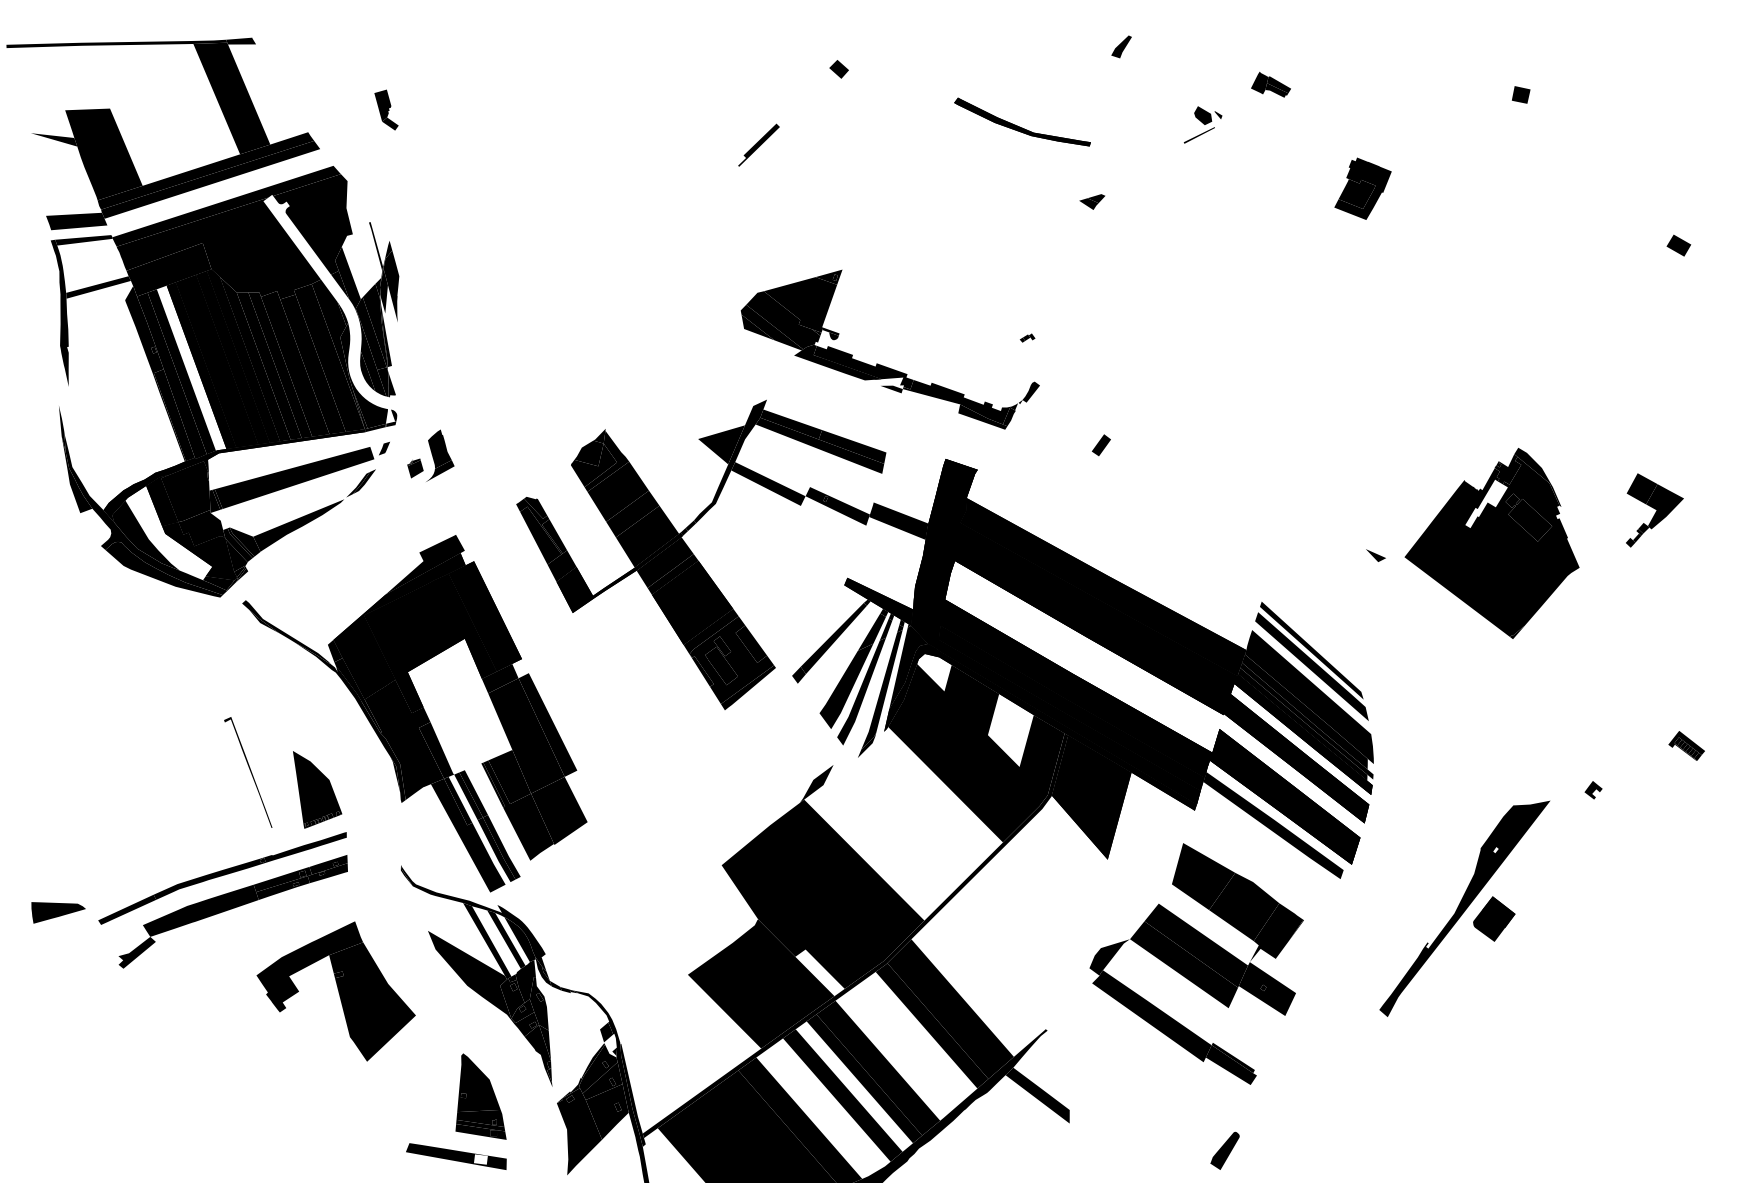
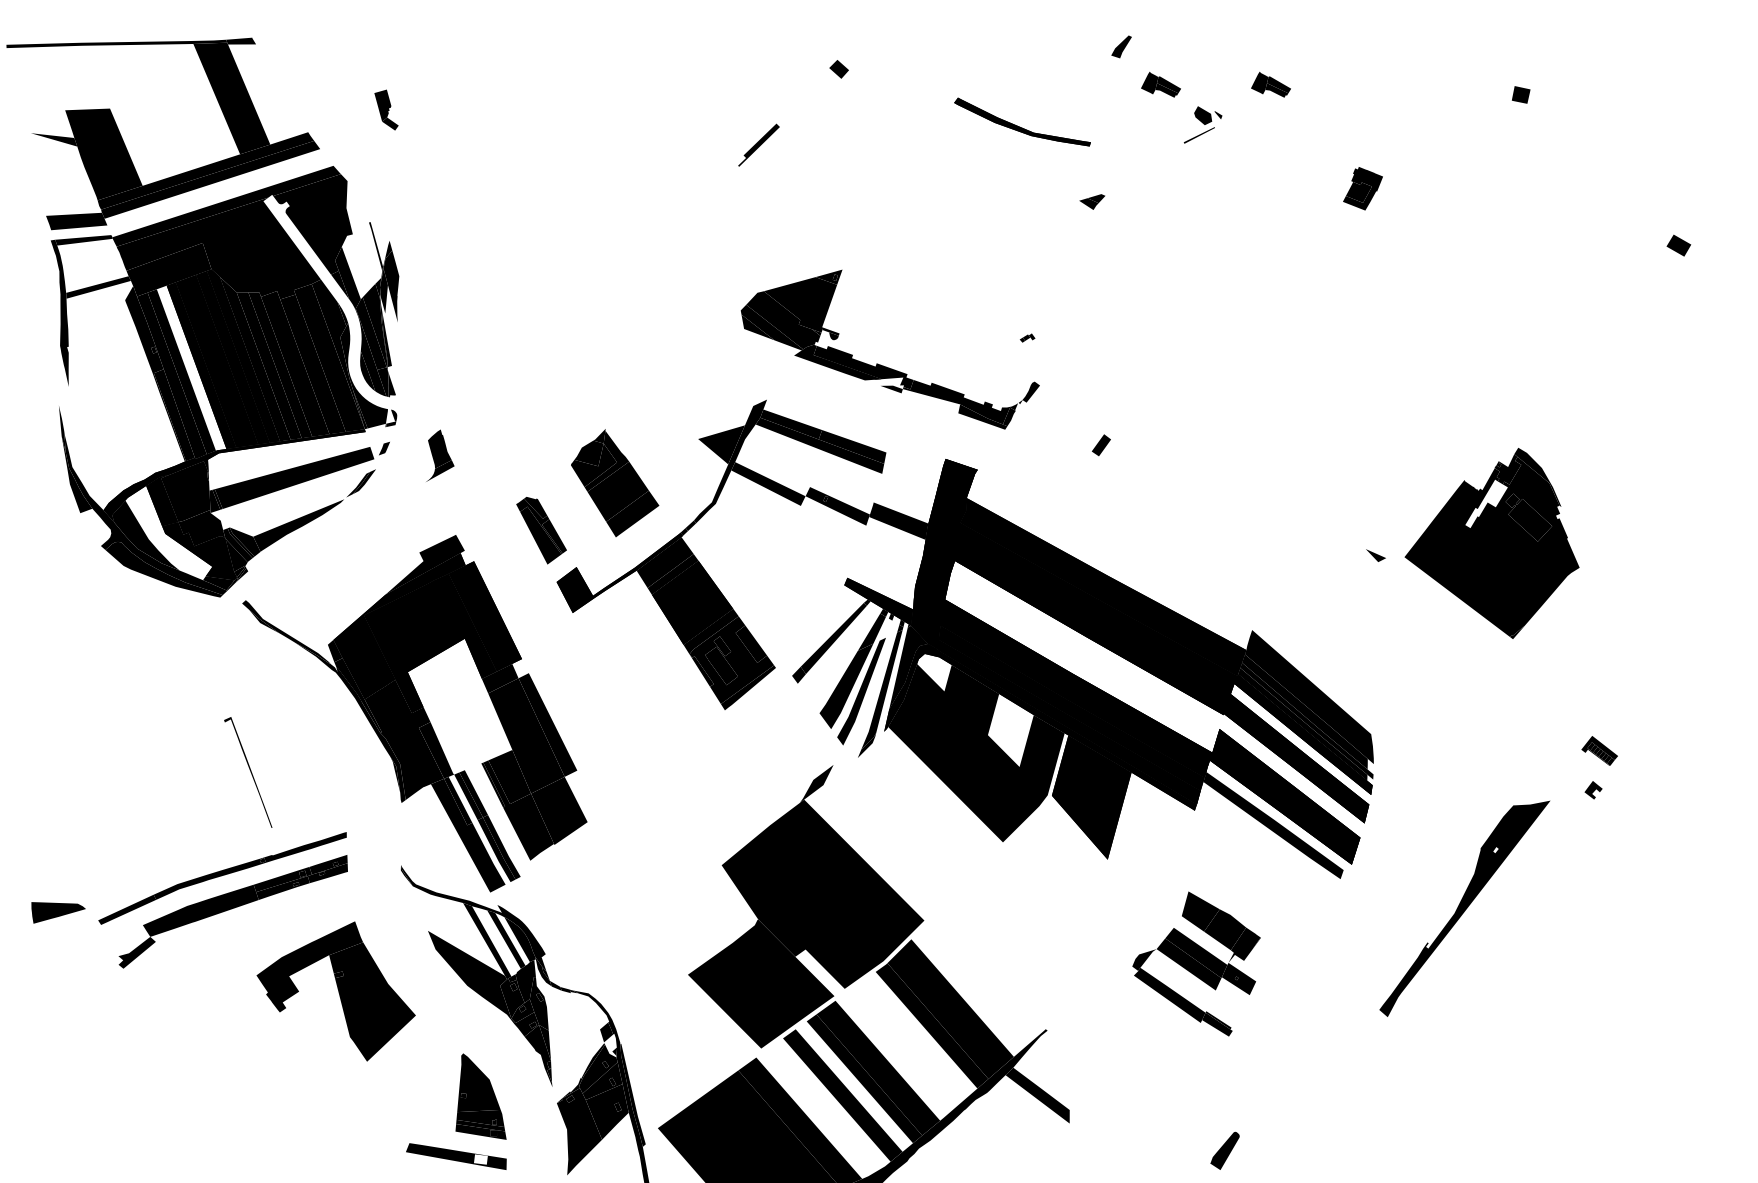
part: none -> present (1160, 84)
part size: 58x63 px -> 40x44 px (1362, 188)
fill: present -> none (374, 427)
part: present -> none (415, 468)
part: present -> none (1654, 510)
fill: present -> none (647, 536)
fill: present -> none (561, 566)
fill: present -> none (885, 629)
part: present -> none (1311, 660)
part position: (1686, 745) -> (1599, 750) (1599, 750)
part: present -> none (317, 789)
part: present -> none (1494, 918)
fill: present -> none (855, 935)
part size: 215x242 px -> 129x146 px (1196, 963)
